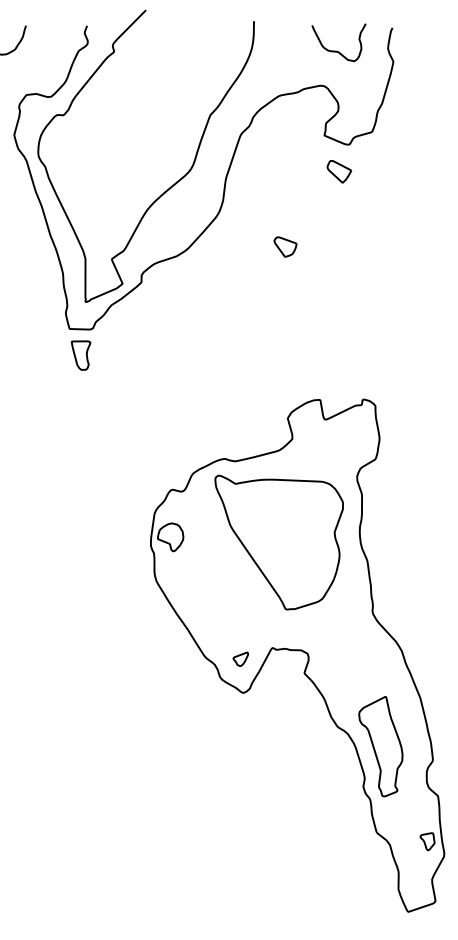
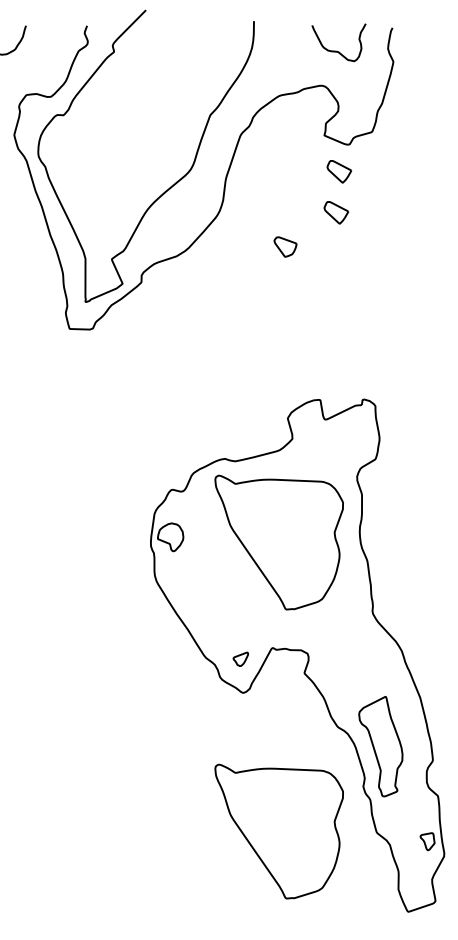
part: none -> present (335, 212)
part: present -> none (80, 355)
part: none -> present (278, 831)
